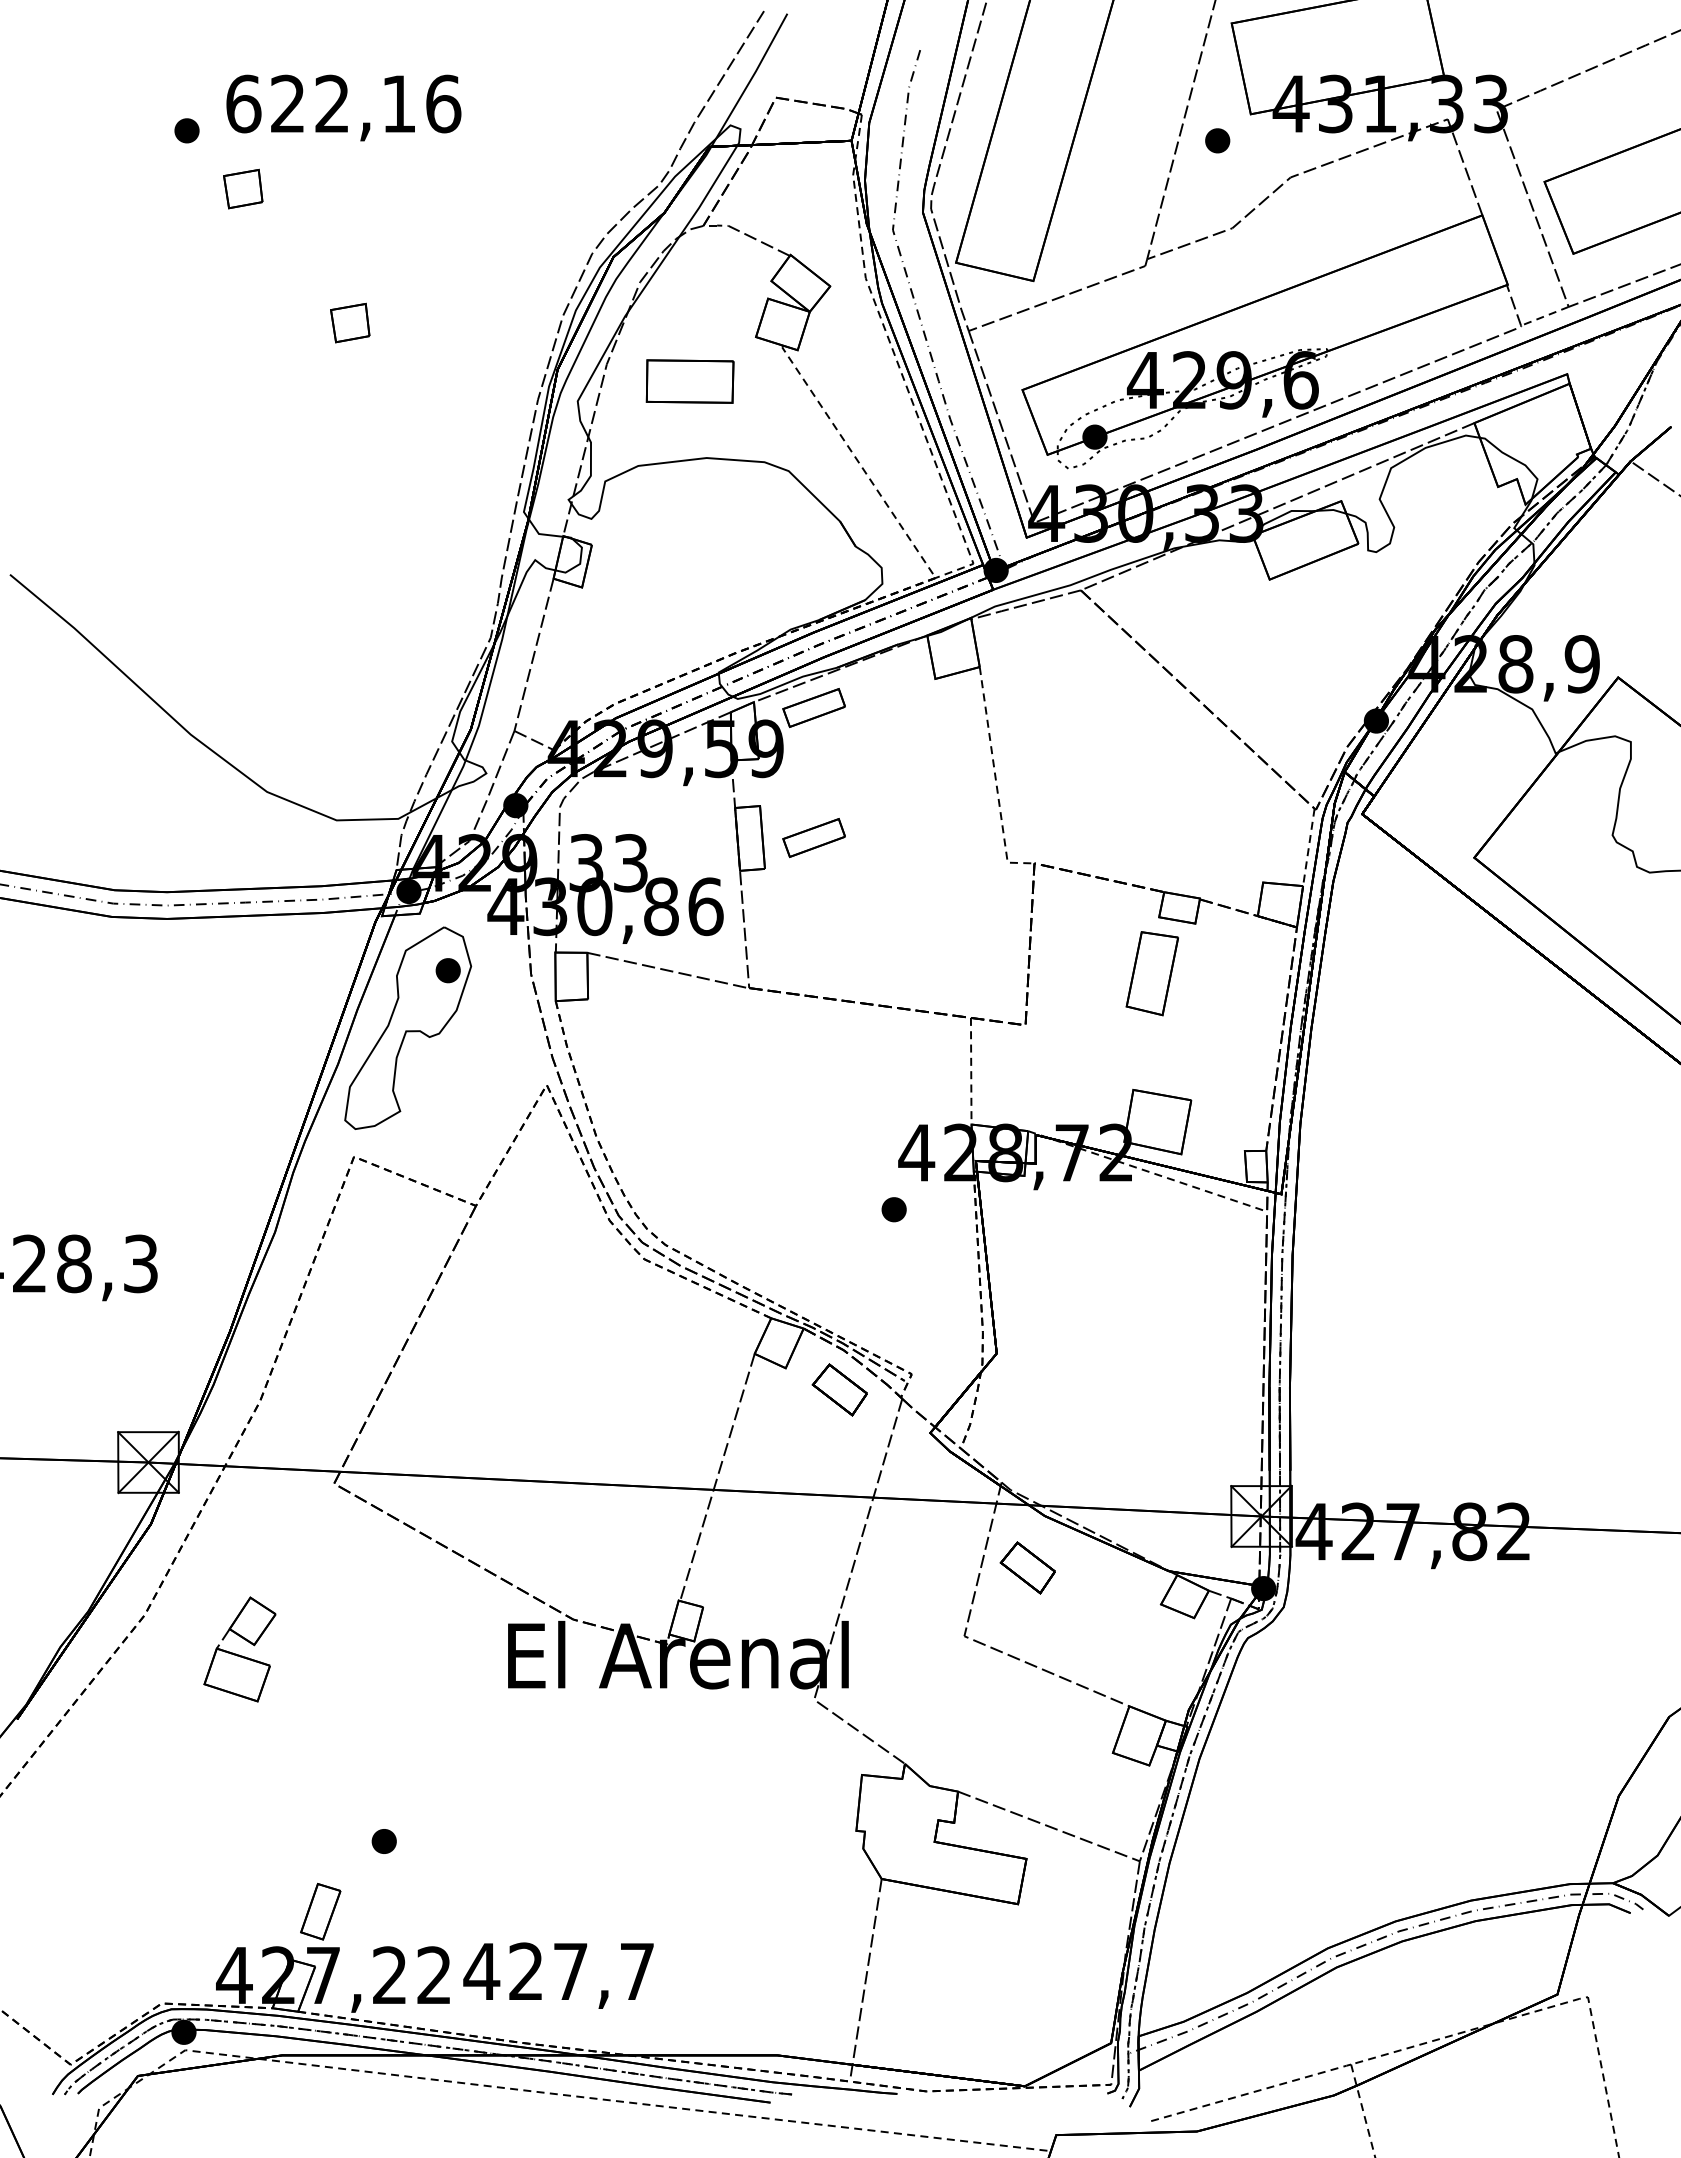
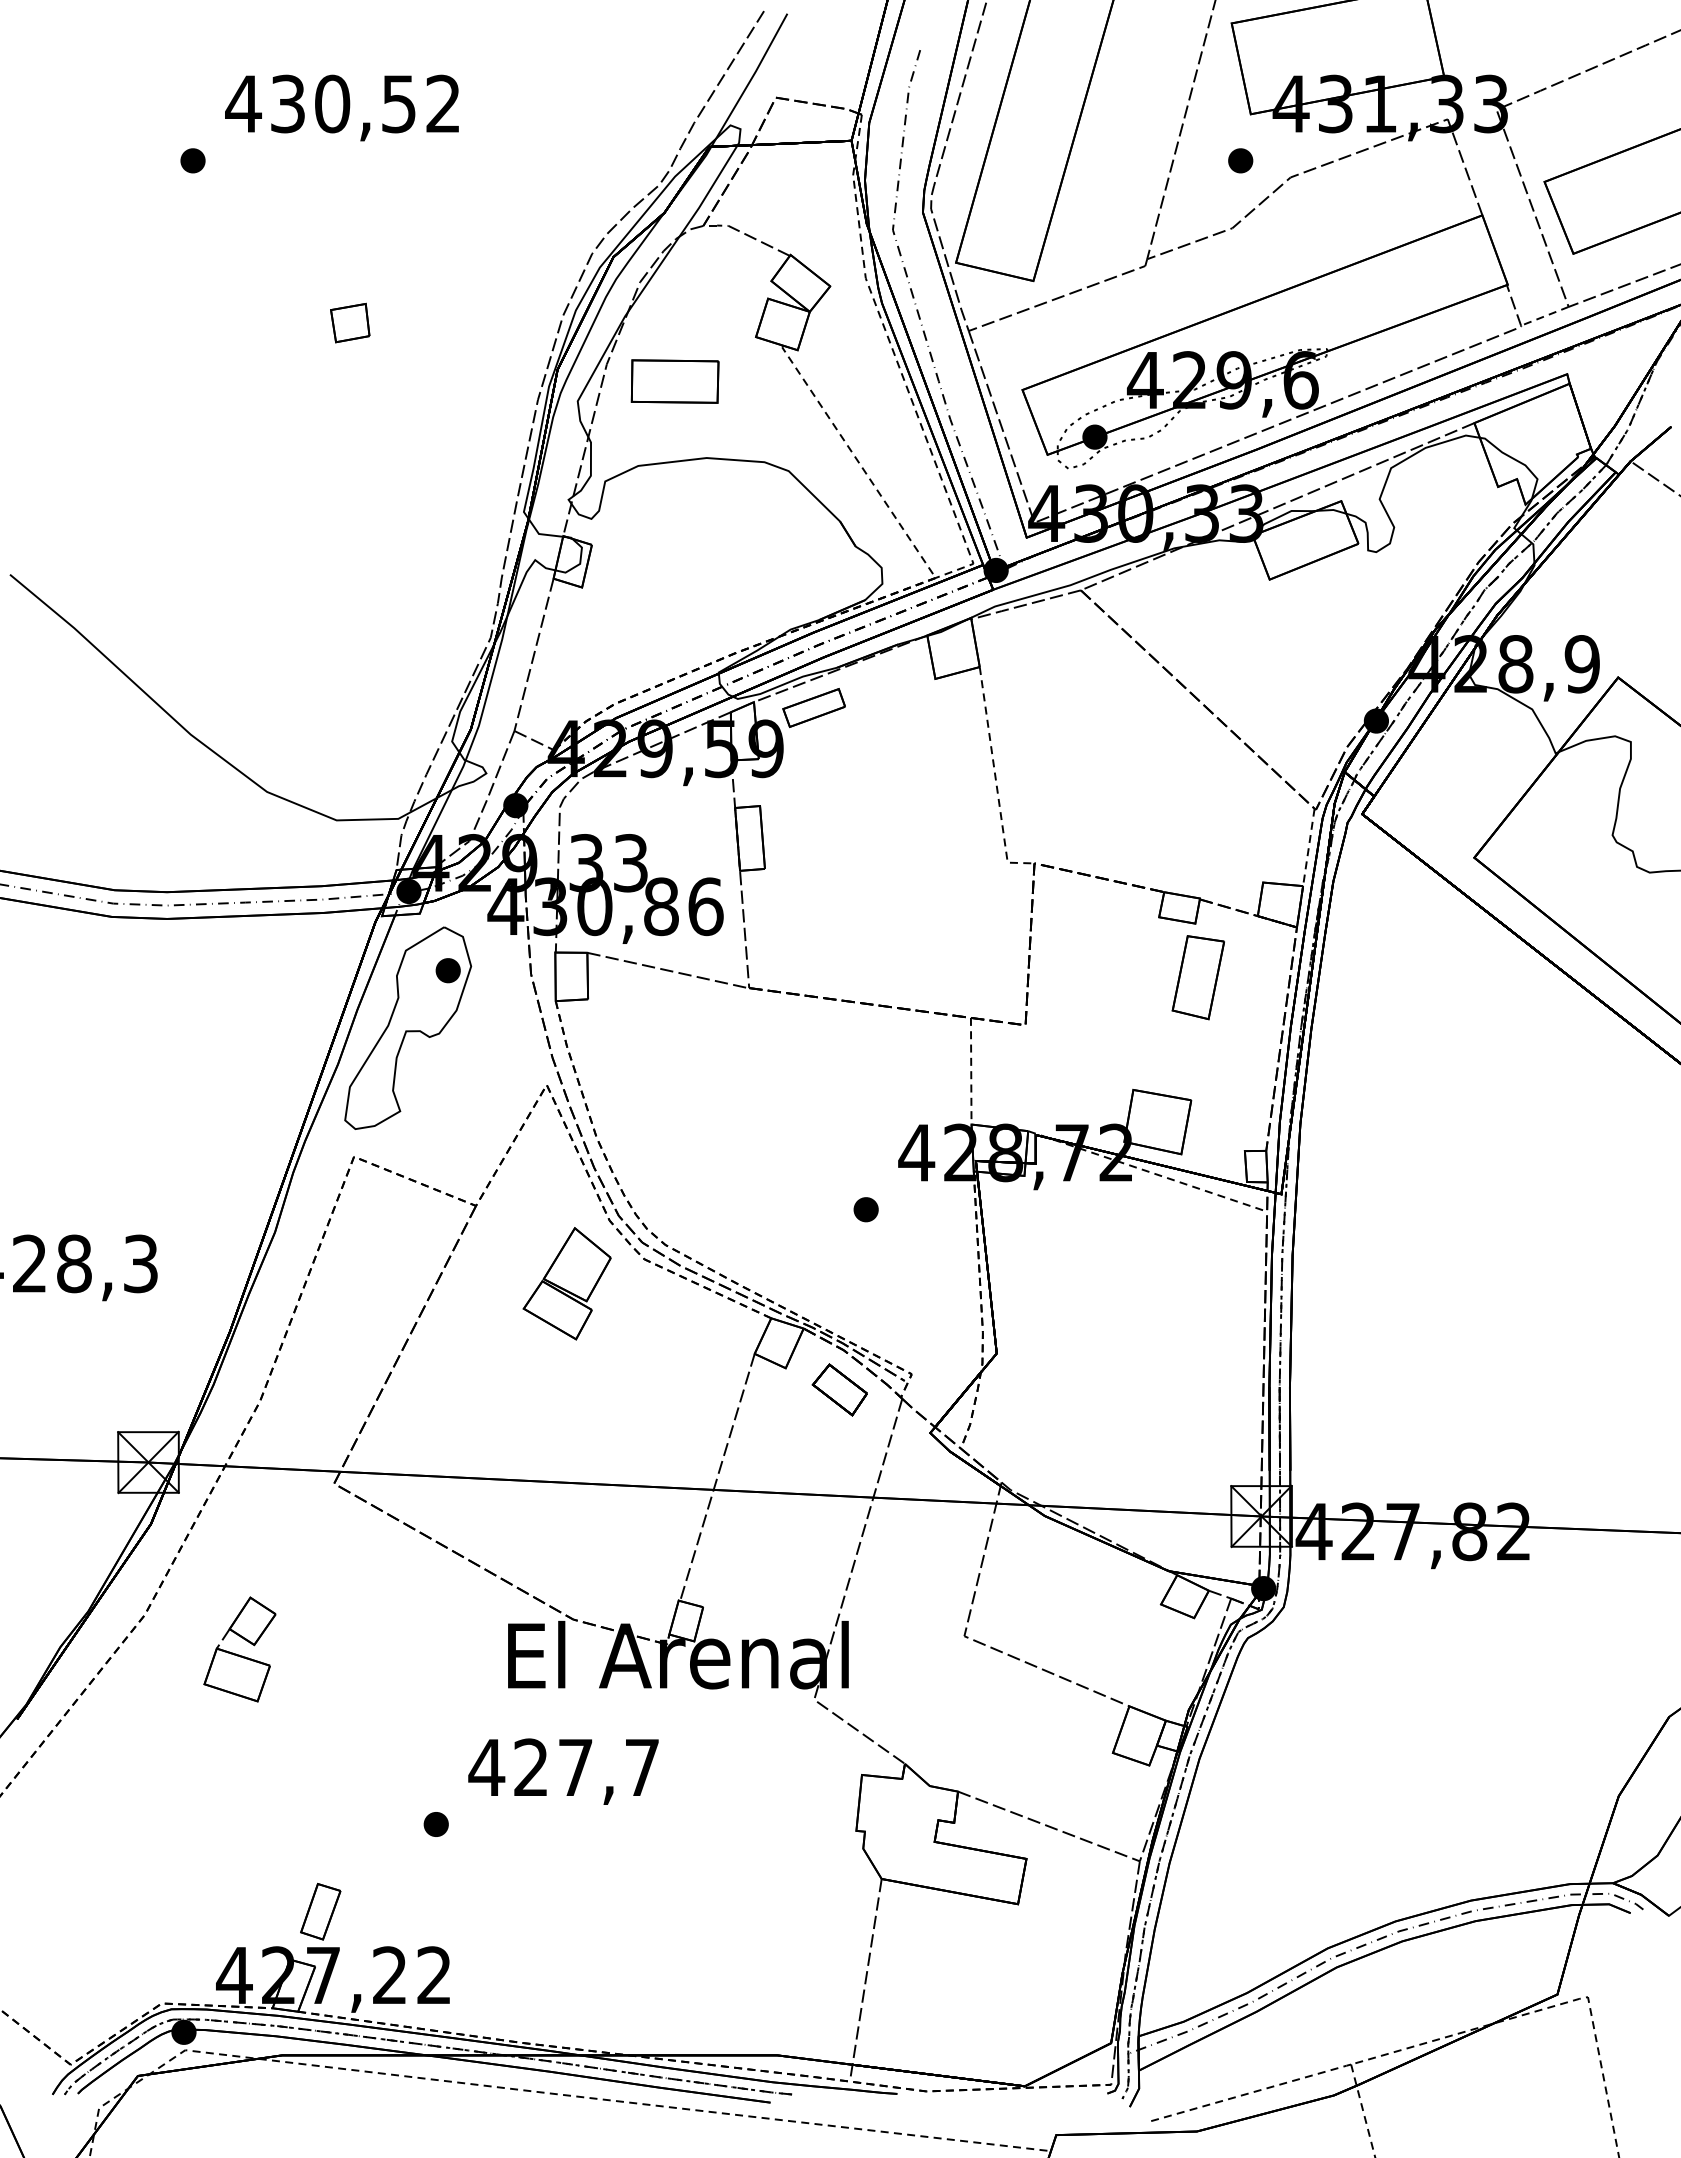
text: 622,16 -> 430,52 (343, 103)
part position: (186, 130) -> (192, 160) (192, 160)
part position: (1217, 140) -> (1240, 160) (1240, 160)
part: present -> none (243, 188)
part position: (689, 381) -> (674, 381) (674, 381)
part: present -> none (813, 838)
part position: (1151, 973) -> (1197, 977) (1197, 977)
part position: (893, 1209) -> (865, 1209) (865, 1209)
part: none -> present (566, 1283)
part: present -> none (1027, 1567)
part position: (383, 1841) -> (435, 1824) (435, 1824)
text position: (558, 1975) -> (563, 1771) (563, 1771)
